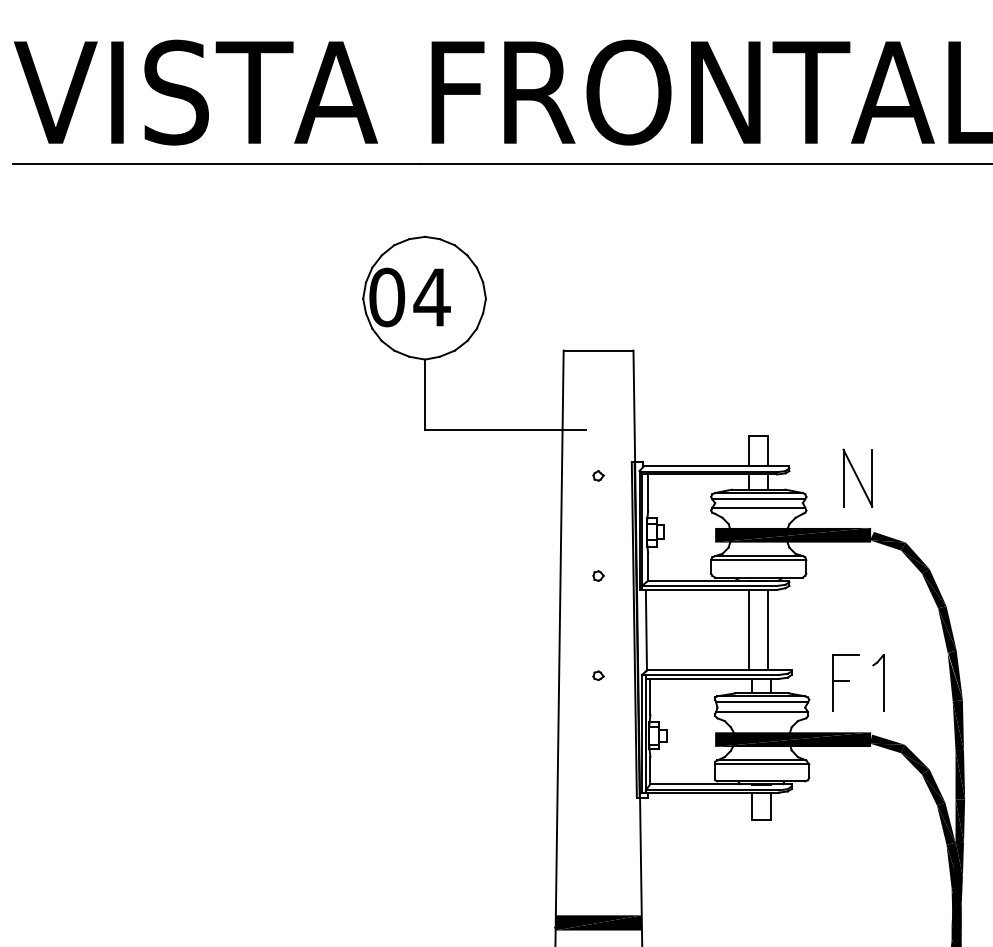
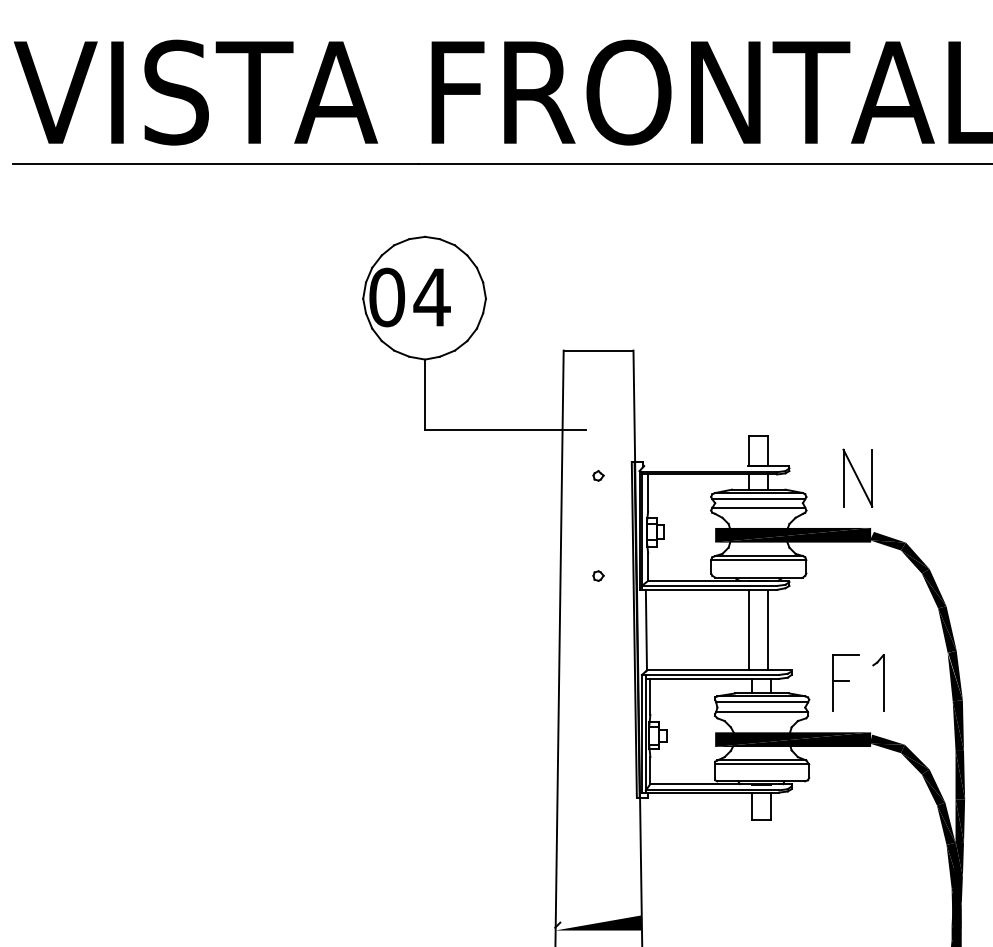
line: present -> none (696, 466)
part: present -> none (598, 675)
fill: present -> none (598, 922)
